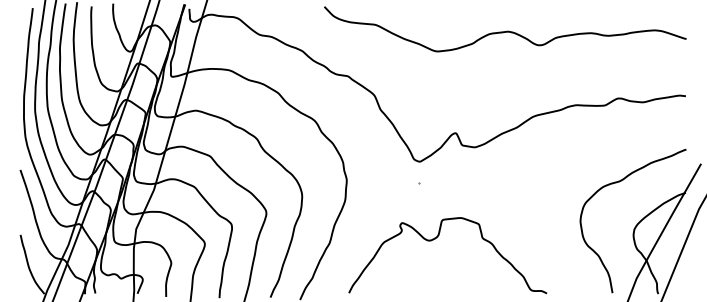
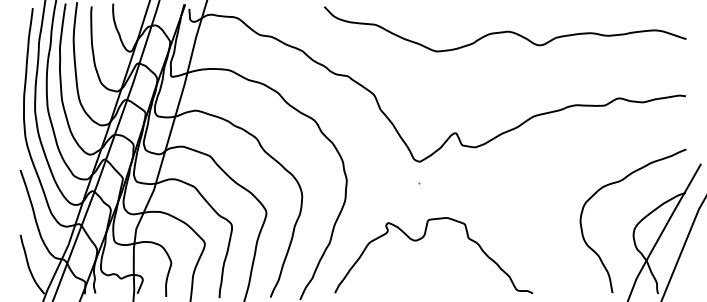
curve position: (435, 239) -> (421, 239) (421, 239)
